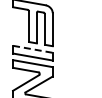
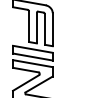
line: dashed -> solid (33, 49)
